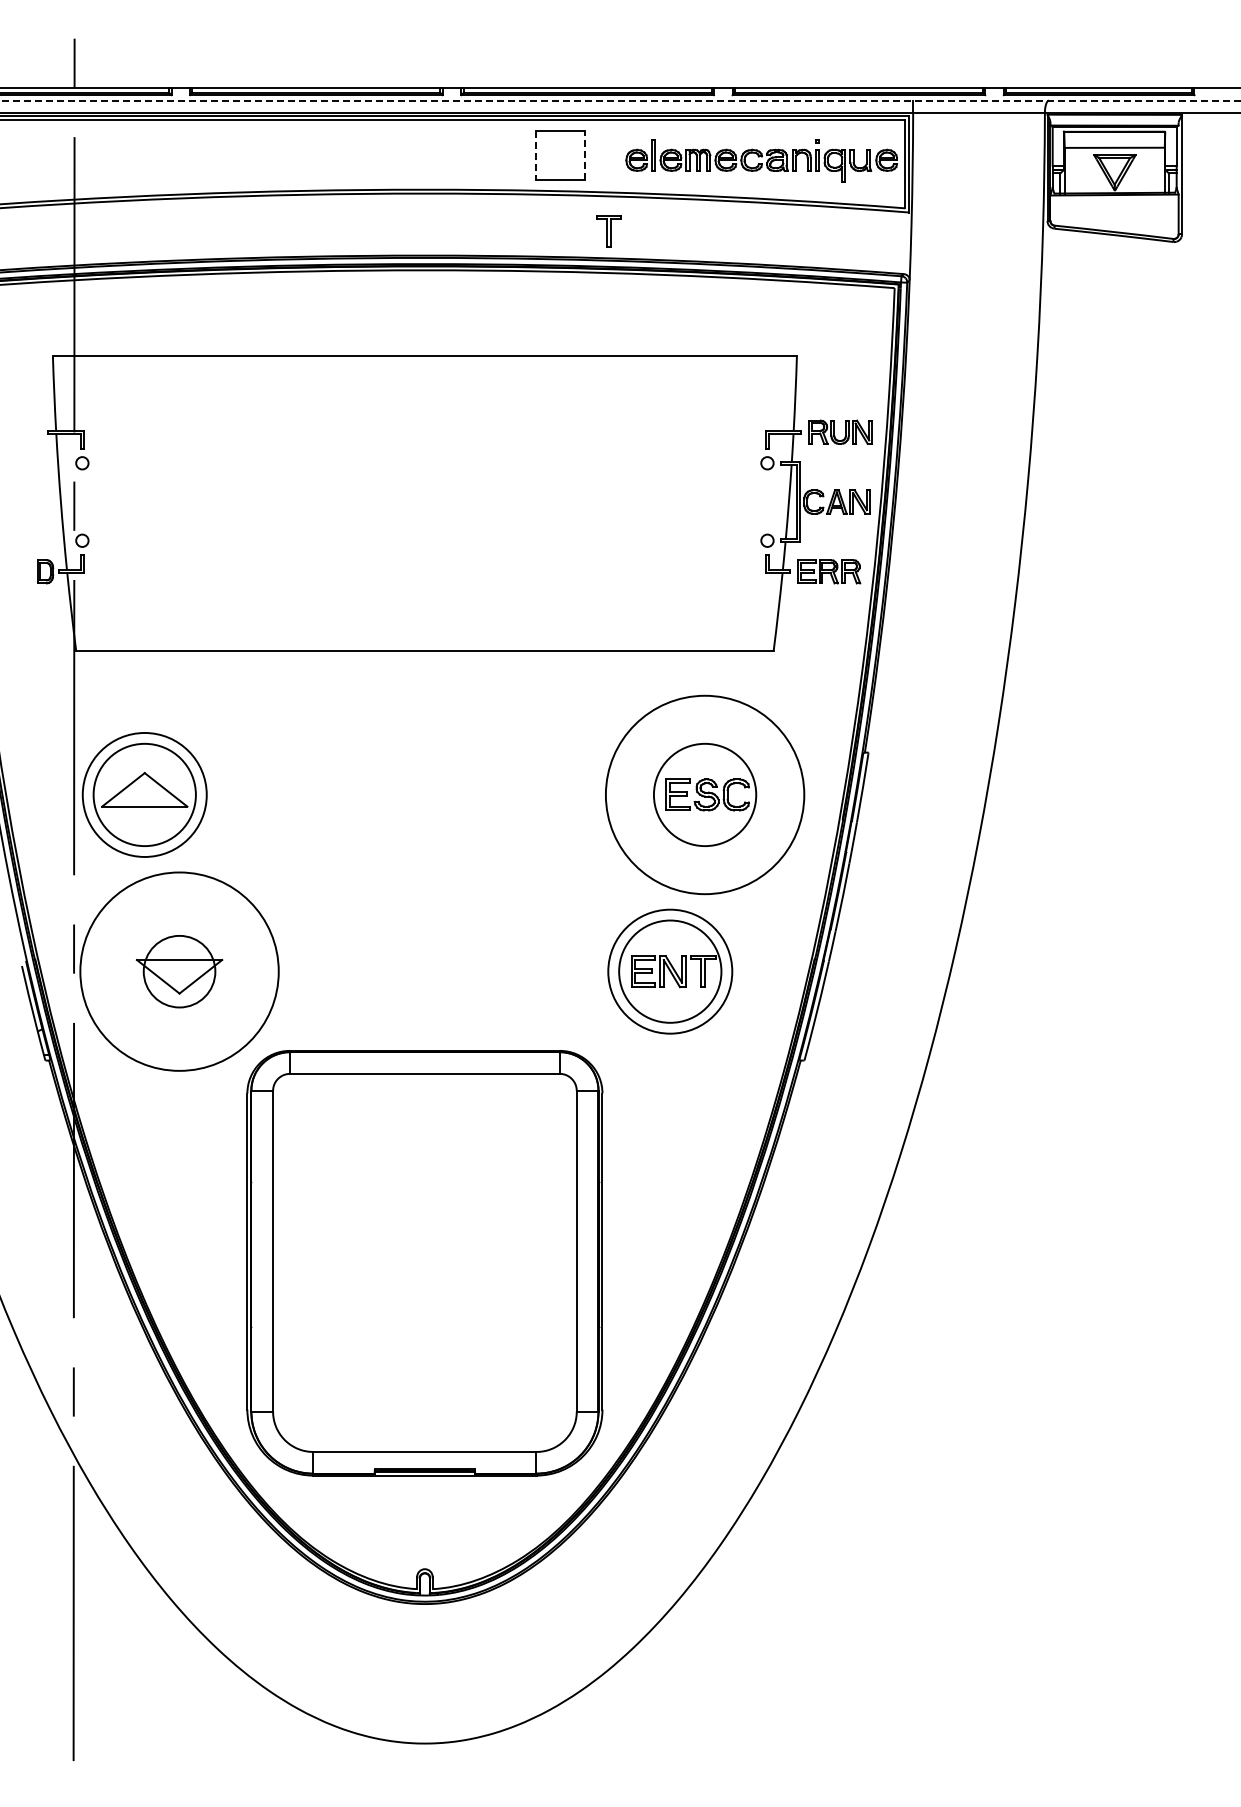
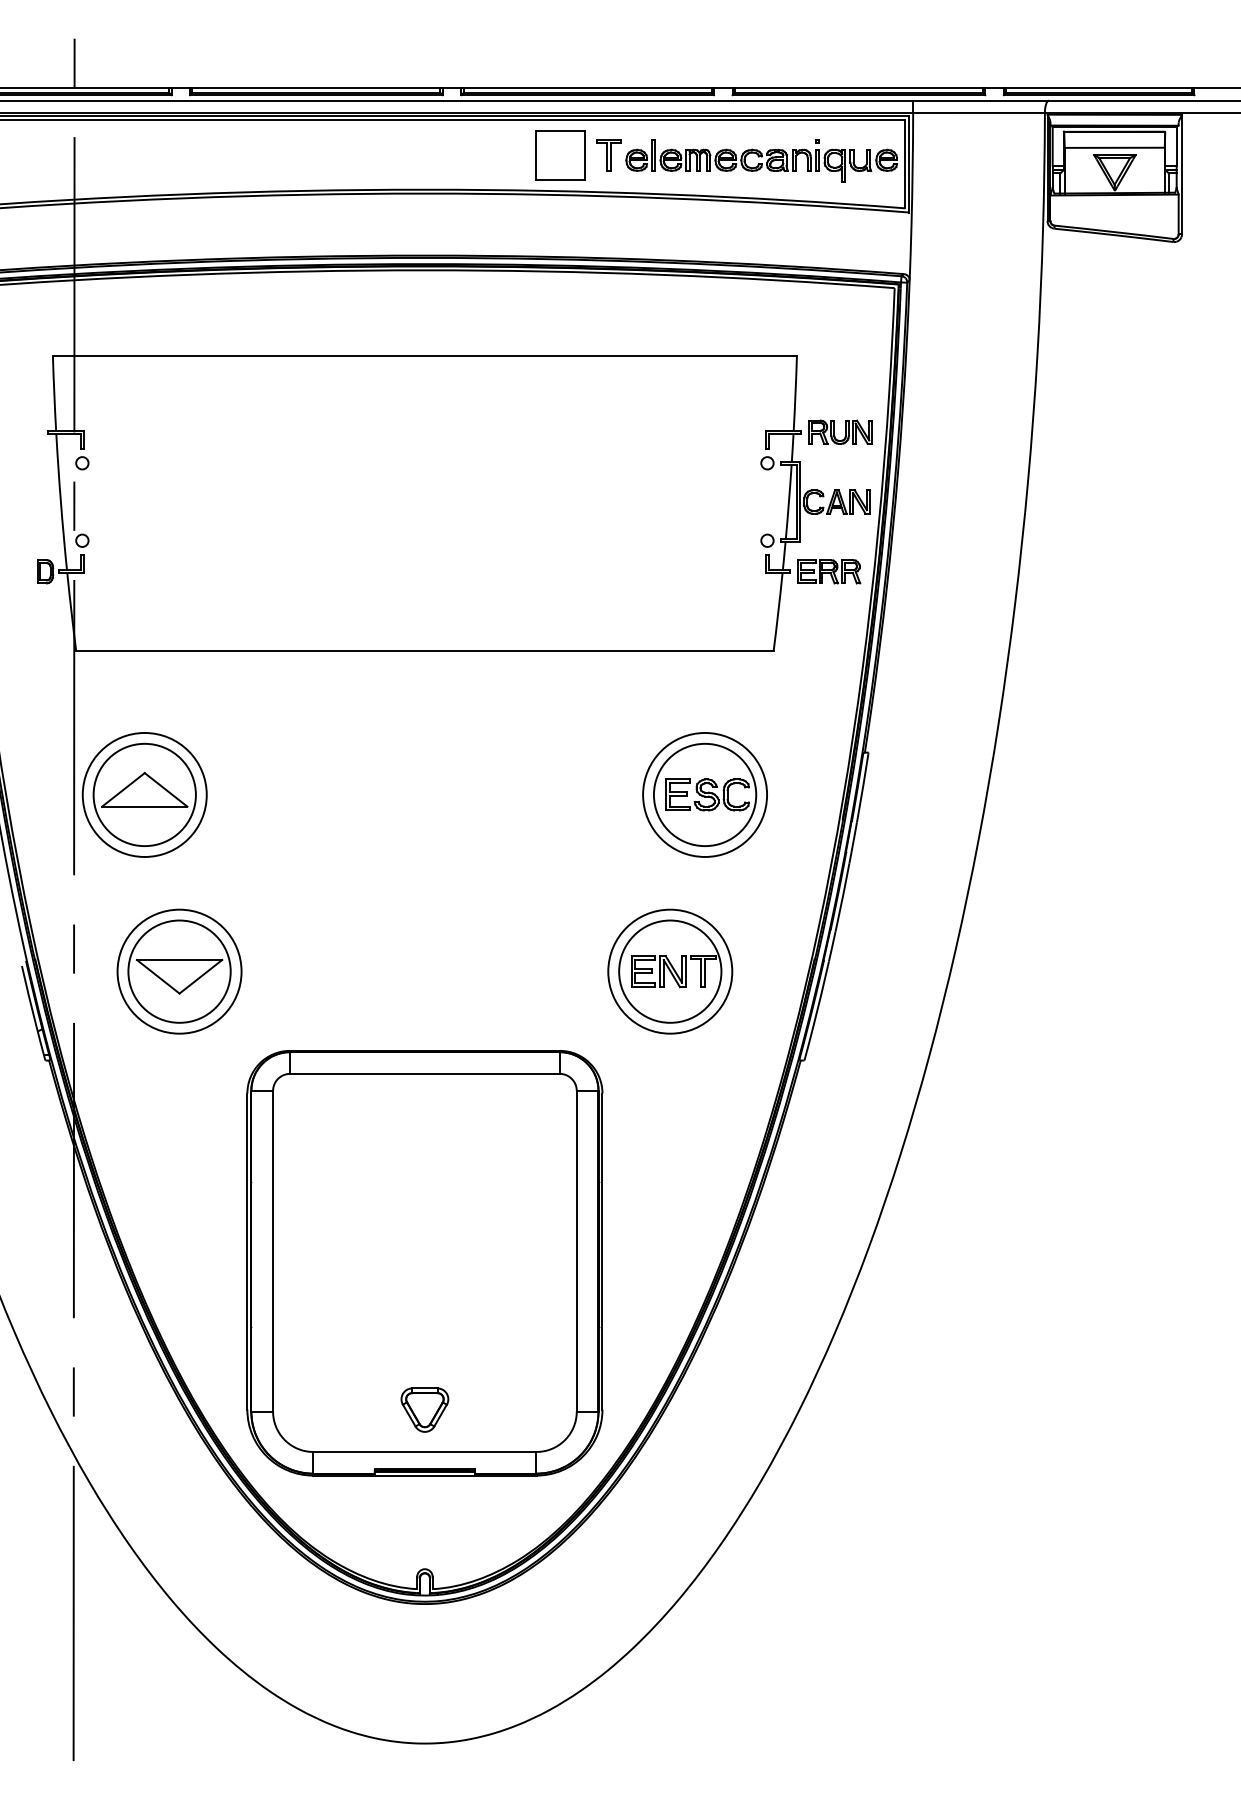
line: dashed -> solid (620, 100)
line: dashed -> solid (585, 155)
line: dashed -> solid (536, 156)
part position: (608, 231) -> (608, 155) (608, 155)
circle diameter: 198 px -> 124 px (705, 794)
circle diameter: 198 px -> 124 px (179, 971)
circle diameter: 72 px -> 102 px (179, 971)
part: none -> present (424, 1409)
